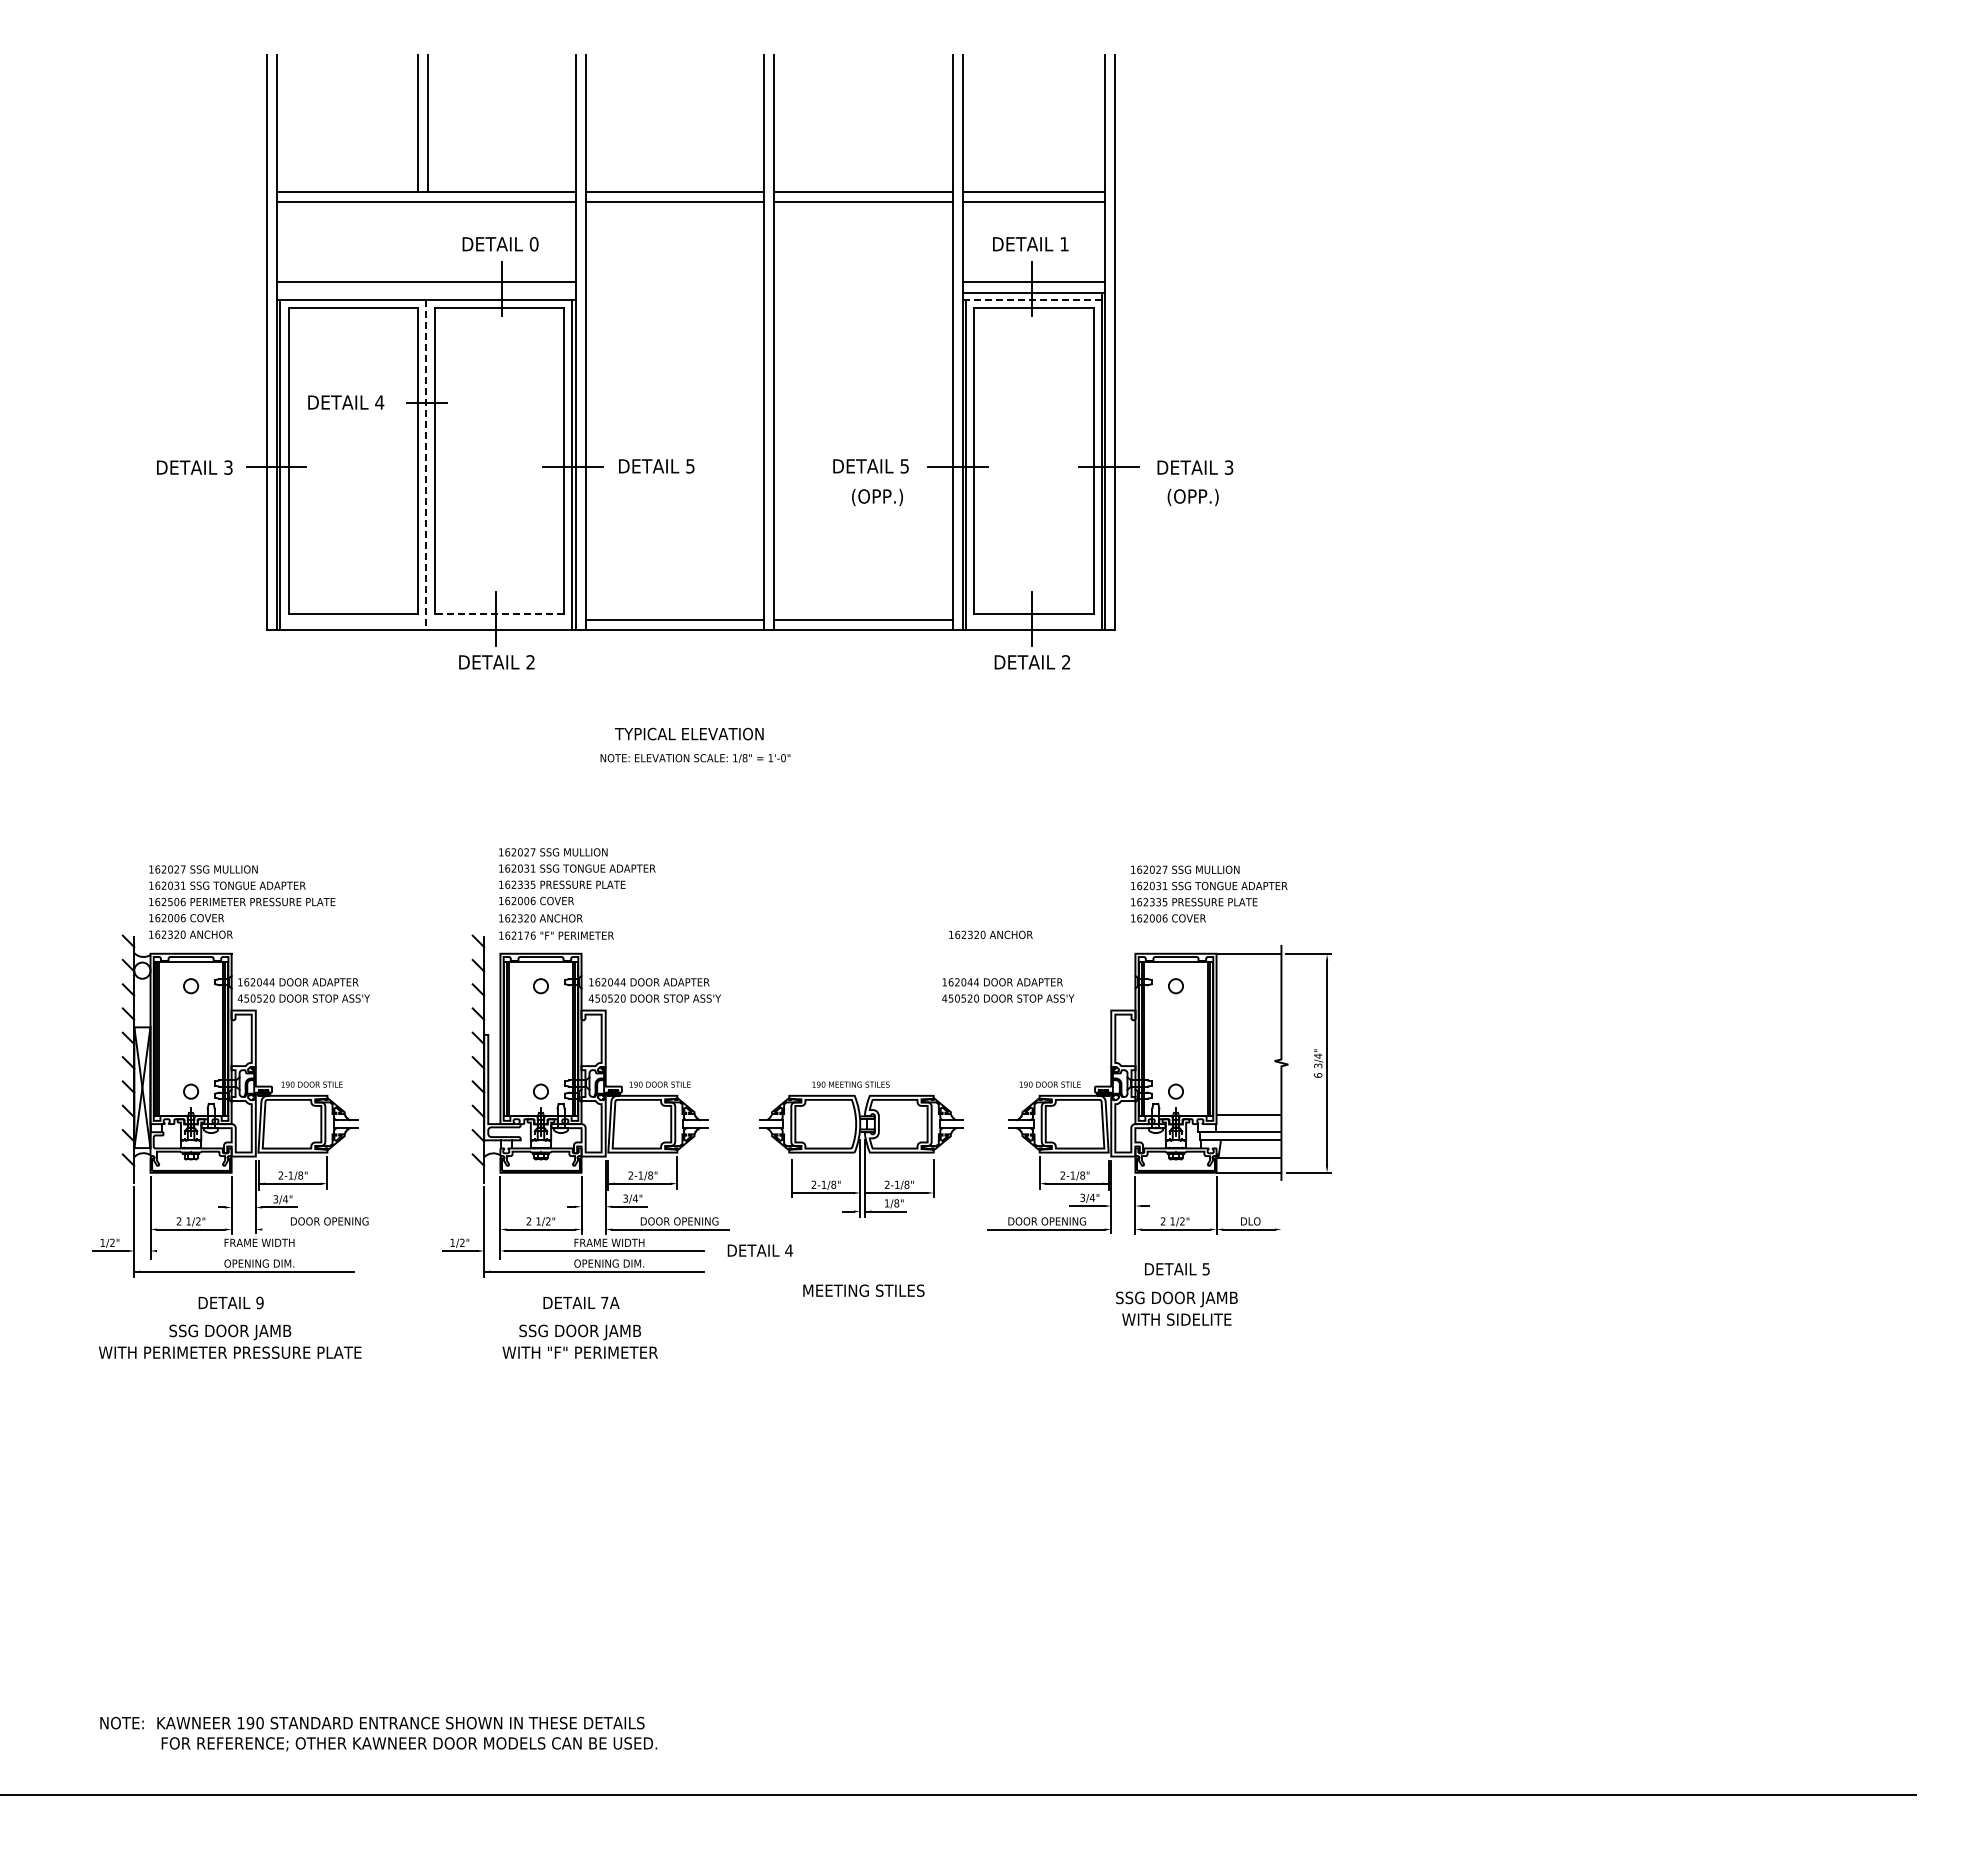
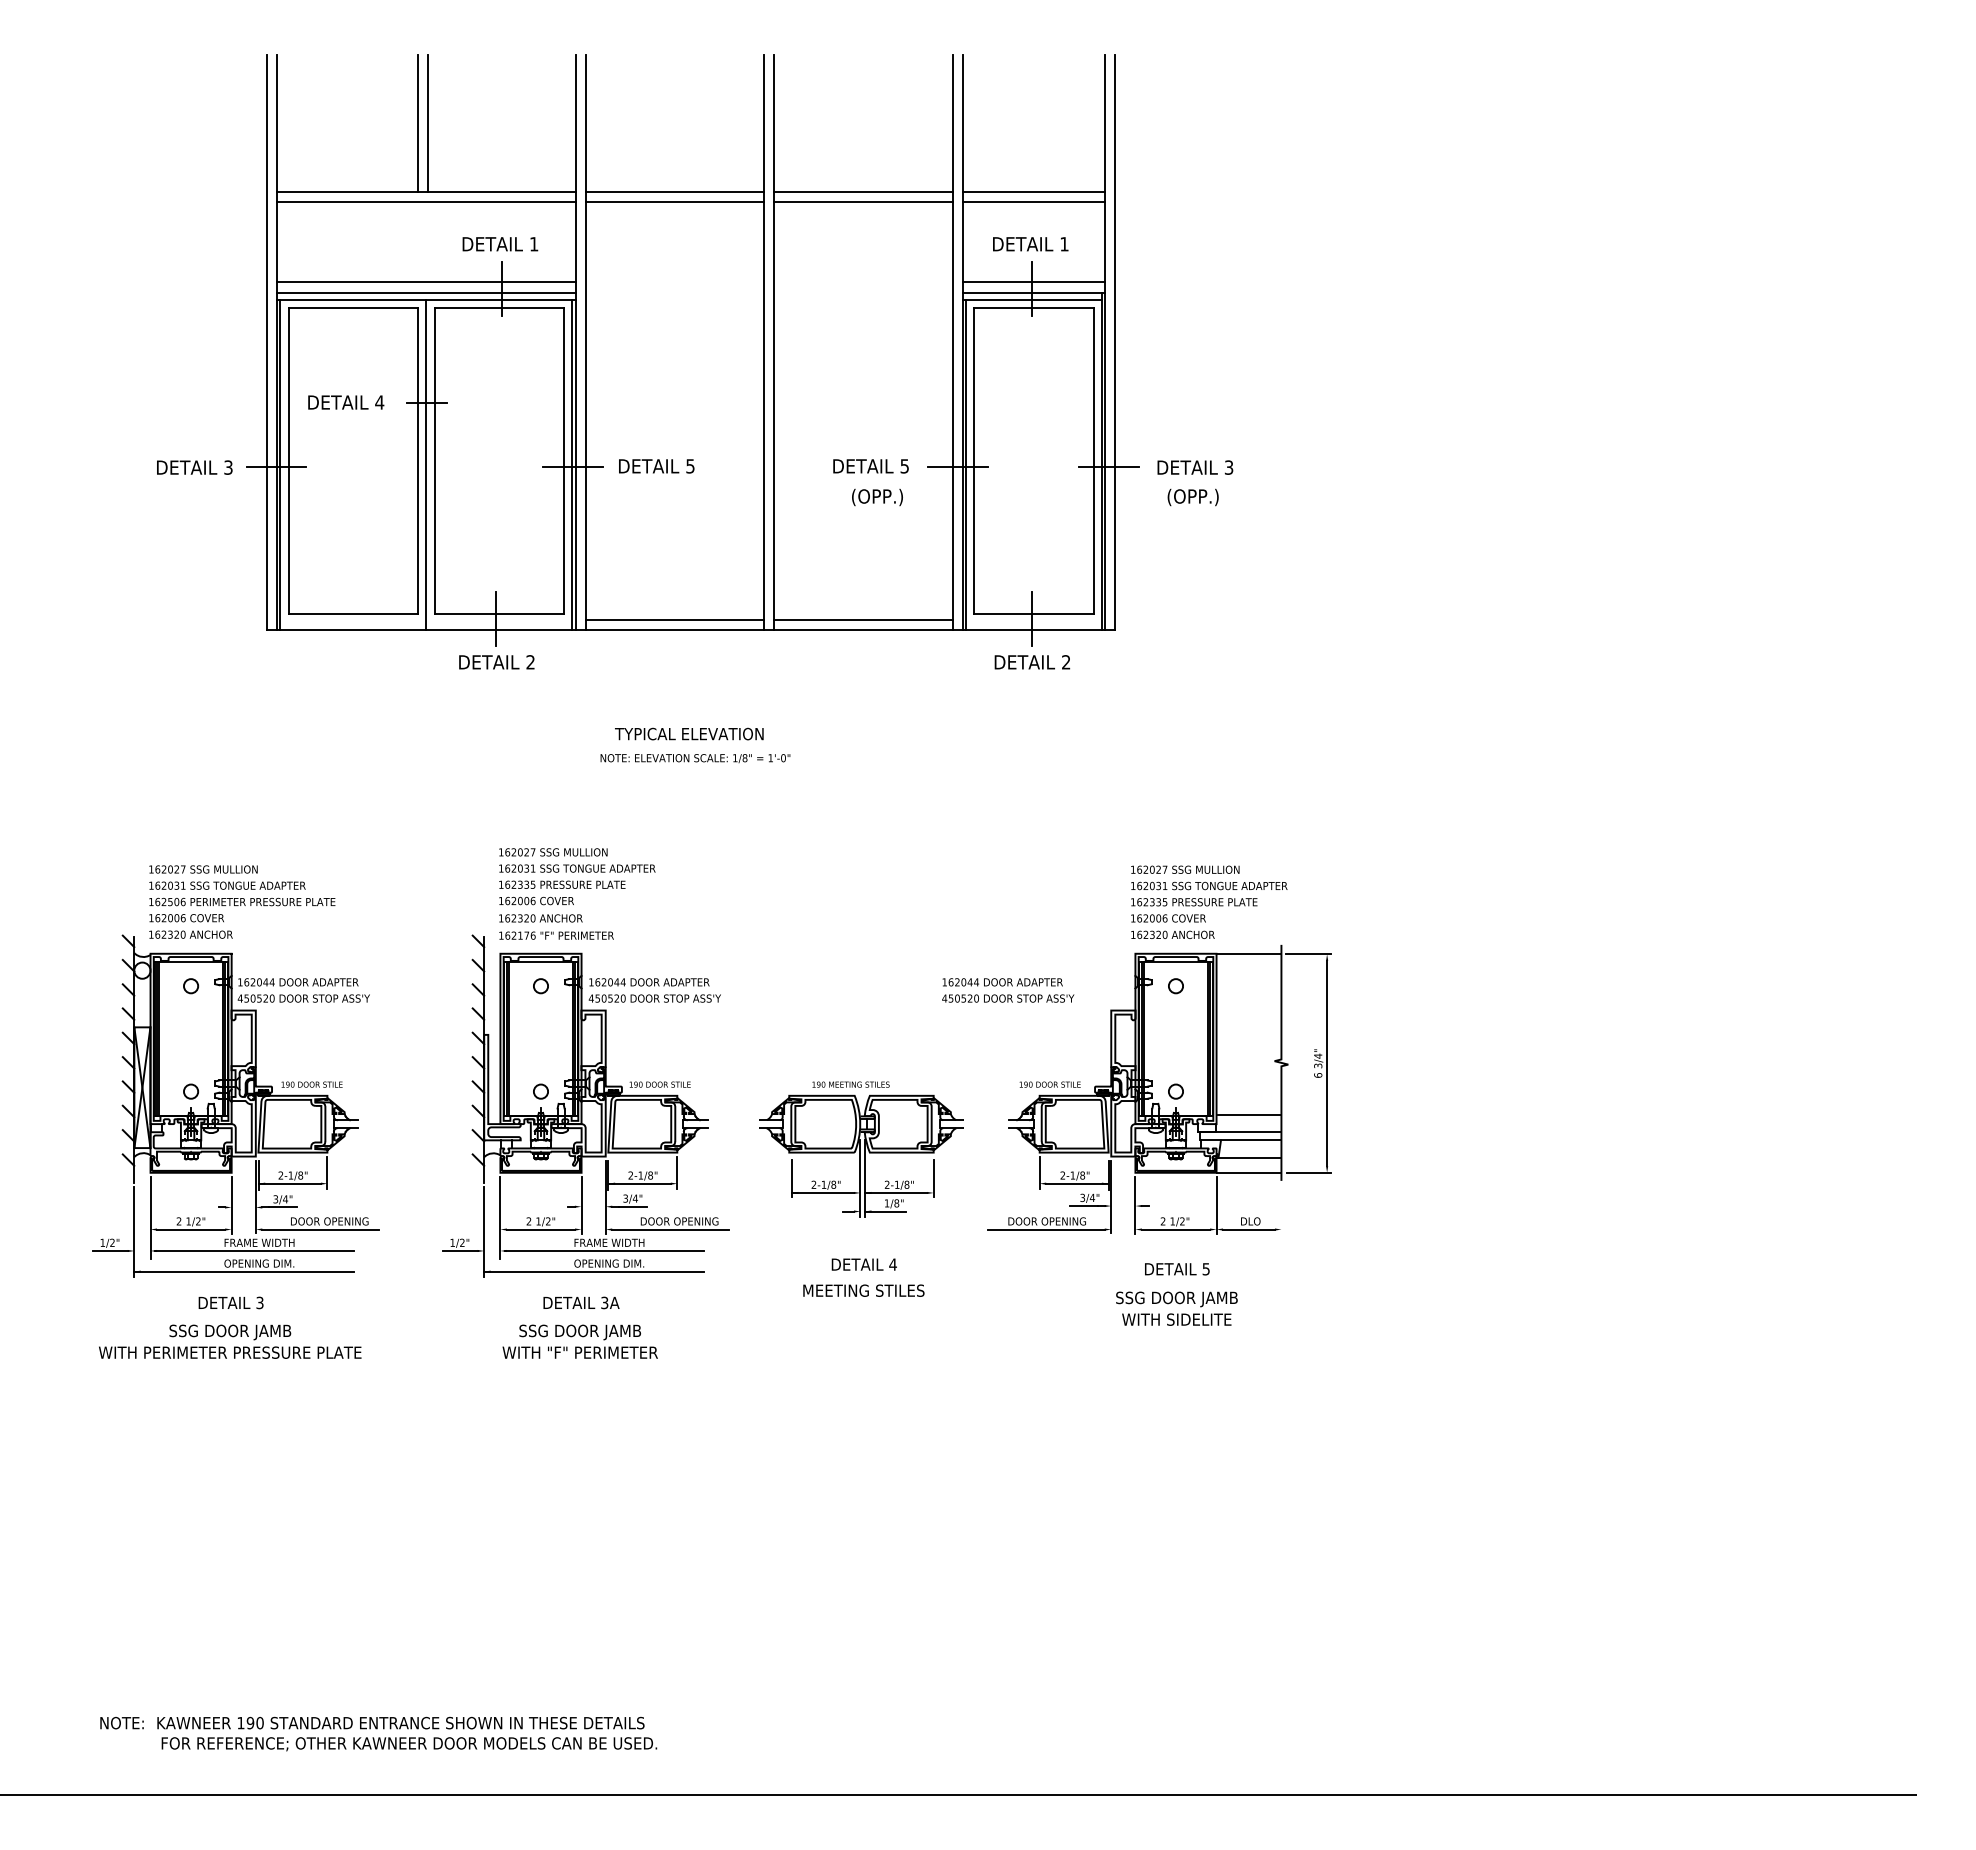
text: 0 -> 1 (533, 244)
line: none -> present (426, 292)
line: dashed -> solid (1032, 299)
line: dashed -> solid (426, 465)
line: dashed -> solid (499, 614)
text position: (990, 934) -> (1172, 934) (1172, 934)
line: none -> present (320, 1229)
line: none -> present (254, 1250)
text position: (759, 1250) -> (863, 1264) (863, 1264)
text: 9 -> 3 (259, 1302)
text: 7A -> 3A (604, 1302)
